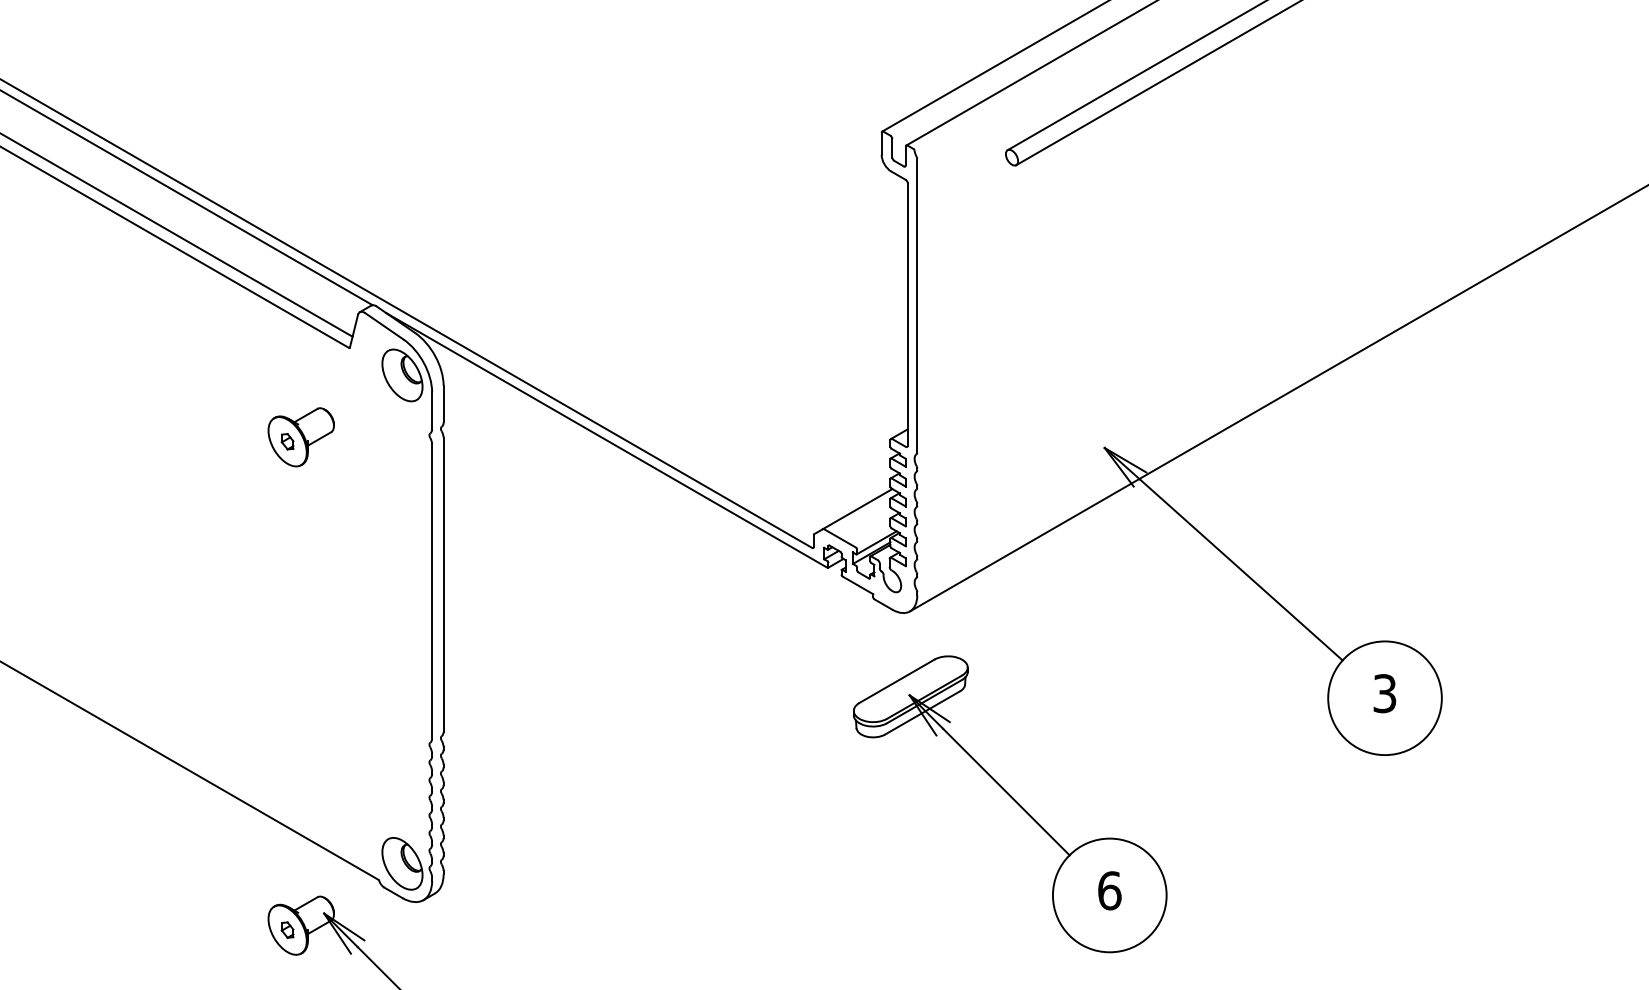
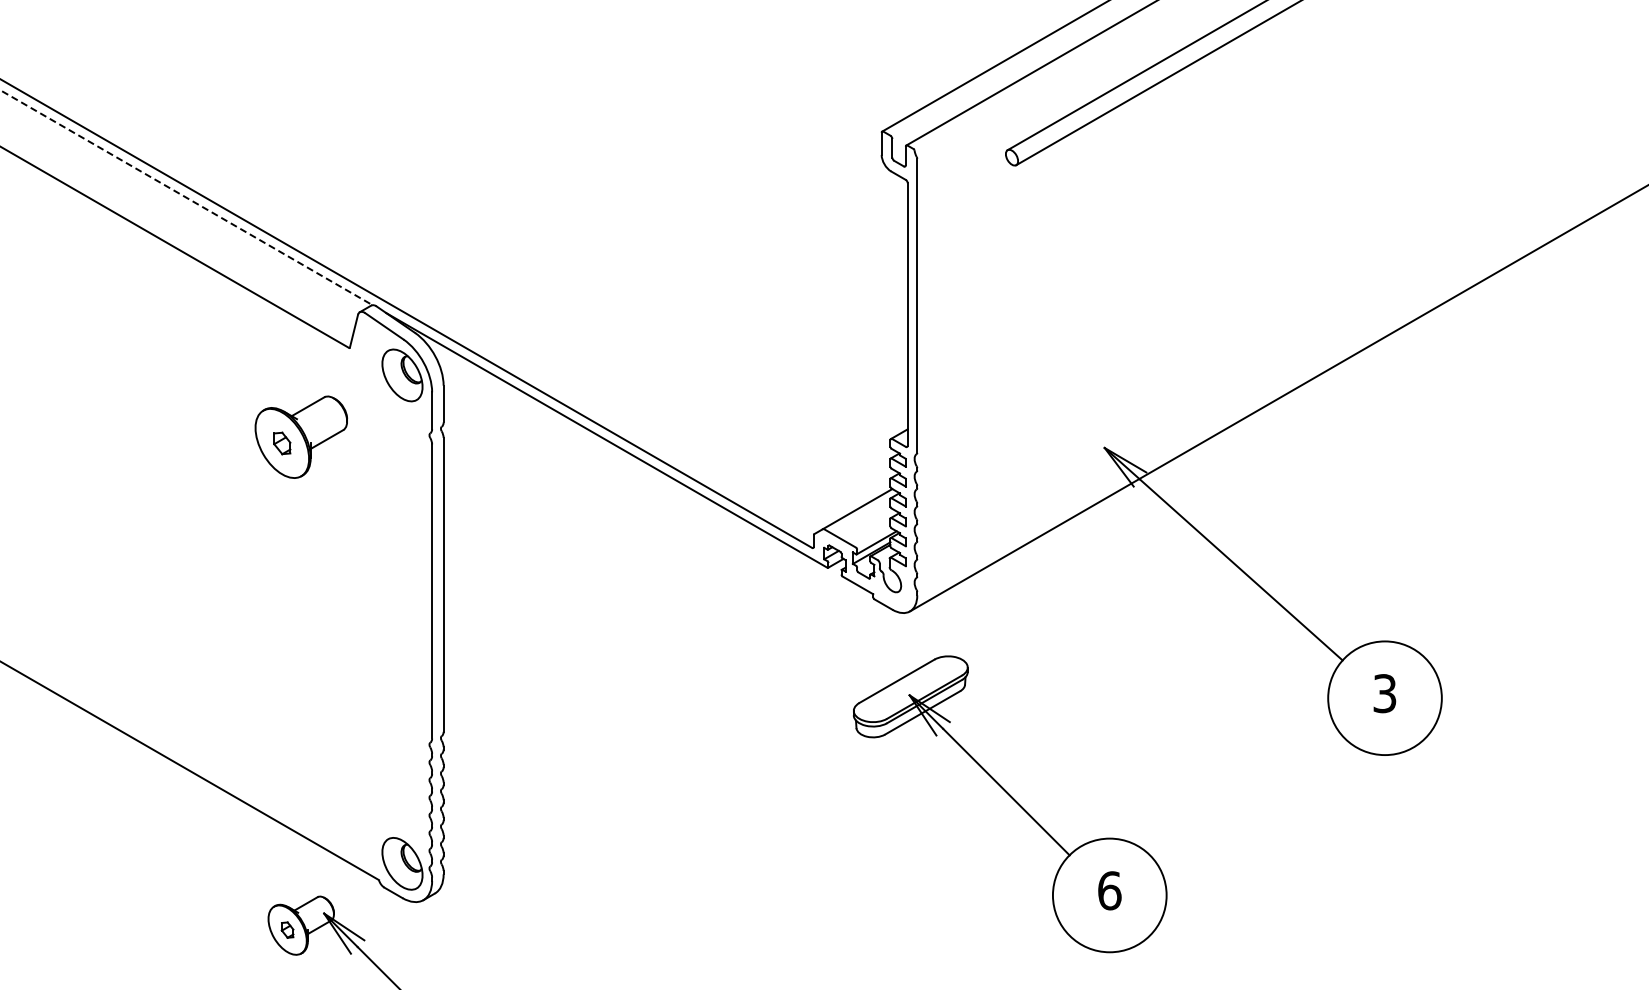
line: solid -> dashed (186, 197)
line: present -> none (177, 235)
part size: 68x61 px -> 94x84 px (300, 436)
